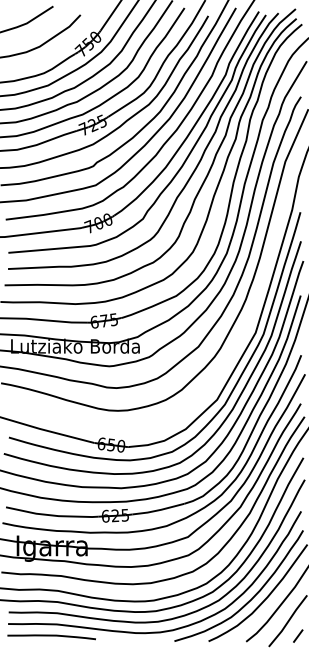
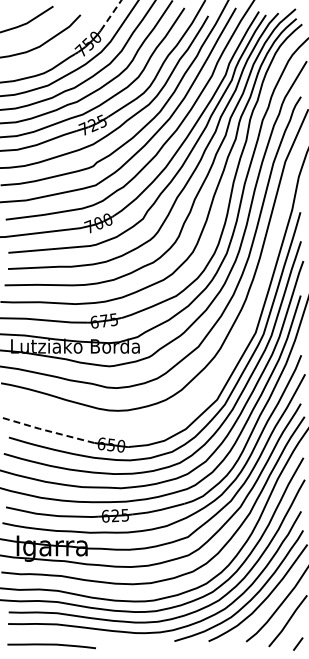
line: solid -> dashed (111, 15)
line: solid -> dashed (47, 430)
line position: (298, 635) -> (298, 643) (298, 643)
curve position: (51, 636) -> (51, 645) (51, 645)
